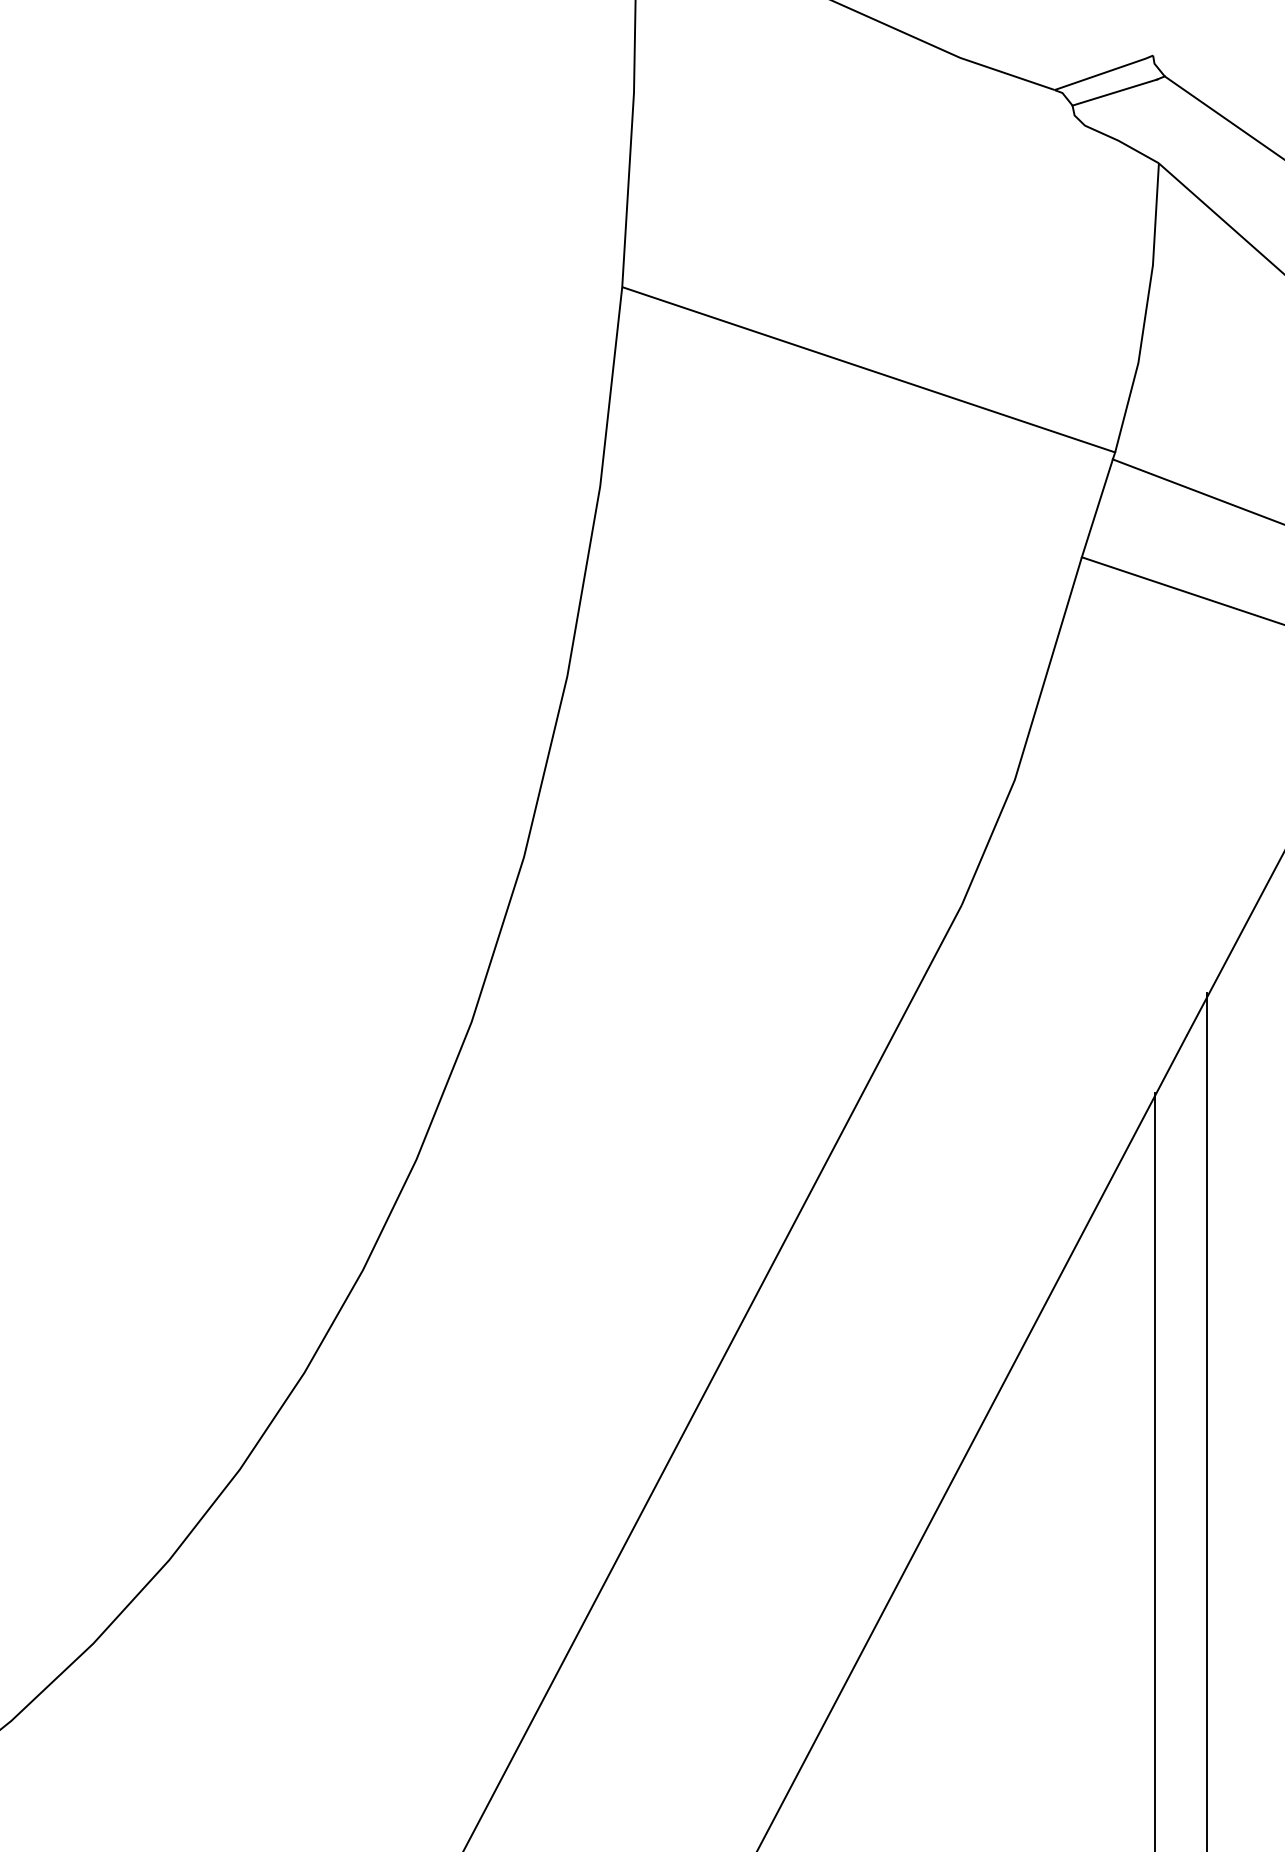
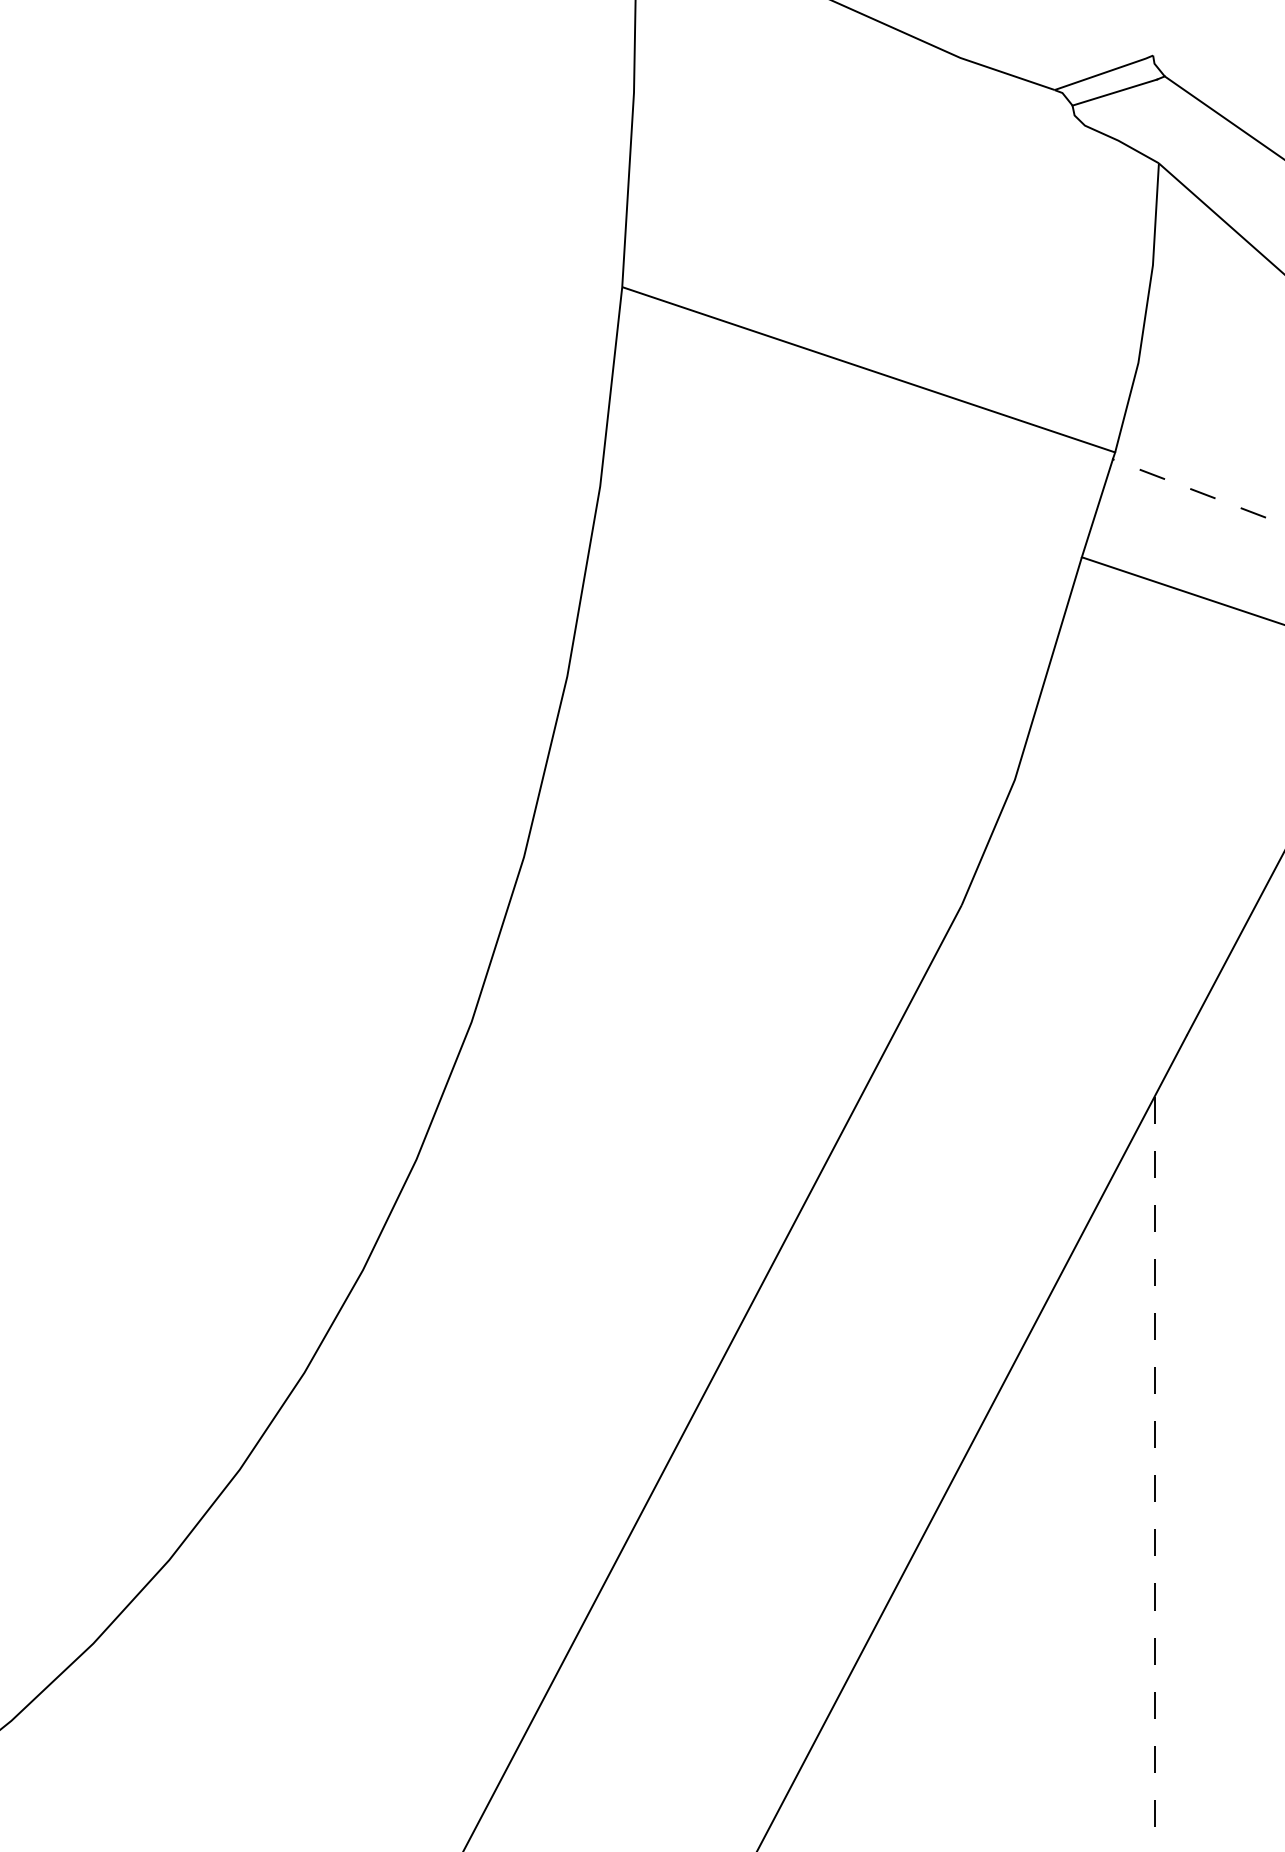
line: solid -> dashed (1198, 492)
line: present -> none (1206, 1420)
line: solid -> dashed (1154, 1472)
